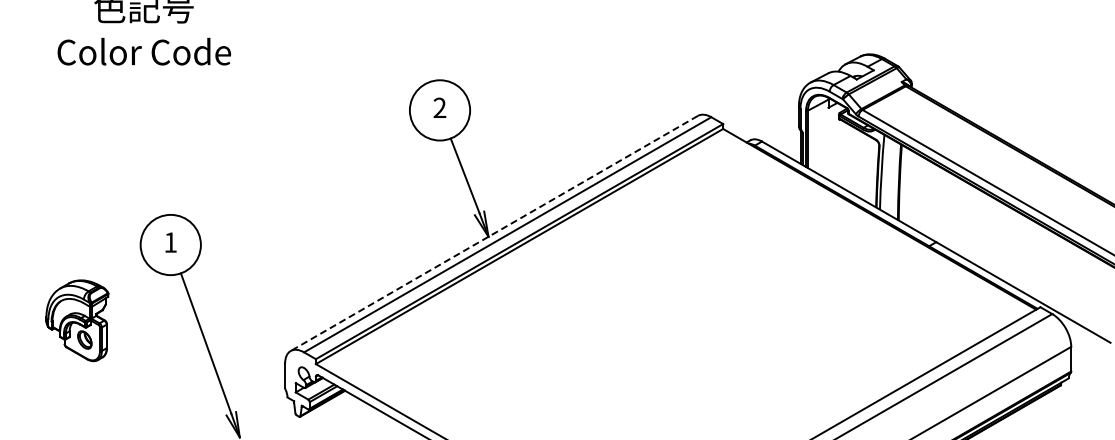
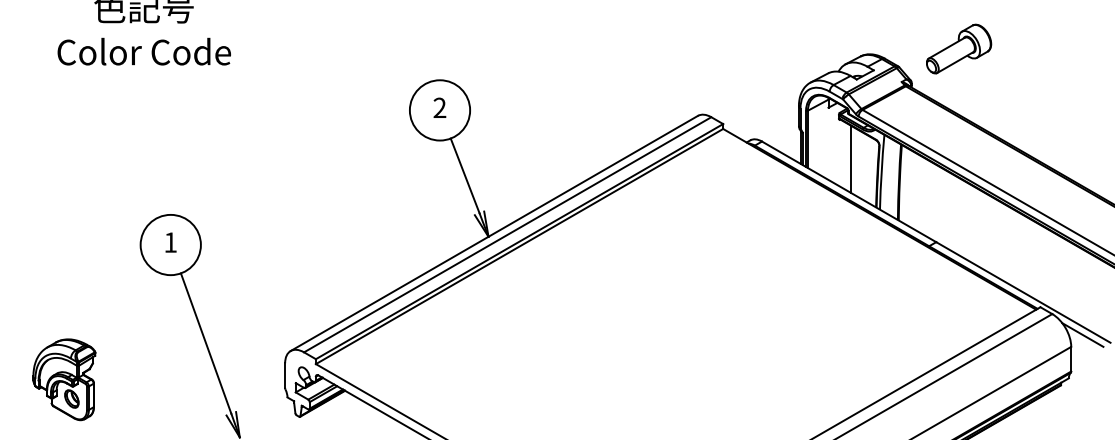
part: none -> present (959, 48)
line: none -> present (851, 158)
line: dashed -> solid (493, 233)
part position: (77, 320) -> (64, 379) (64, 379)
line: none -> present (1082, 334)
